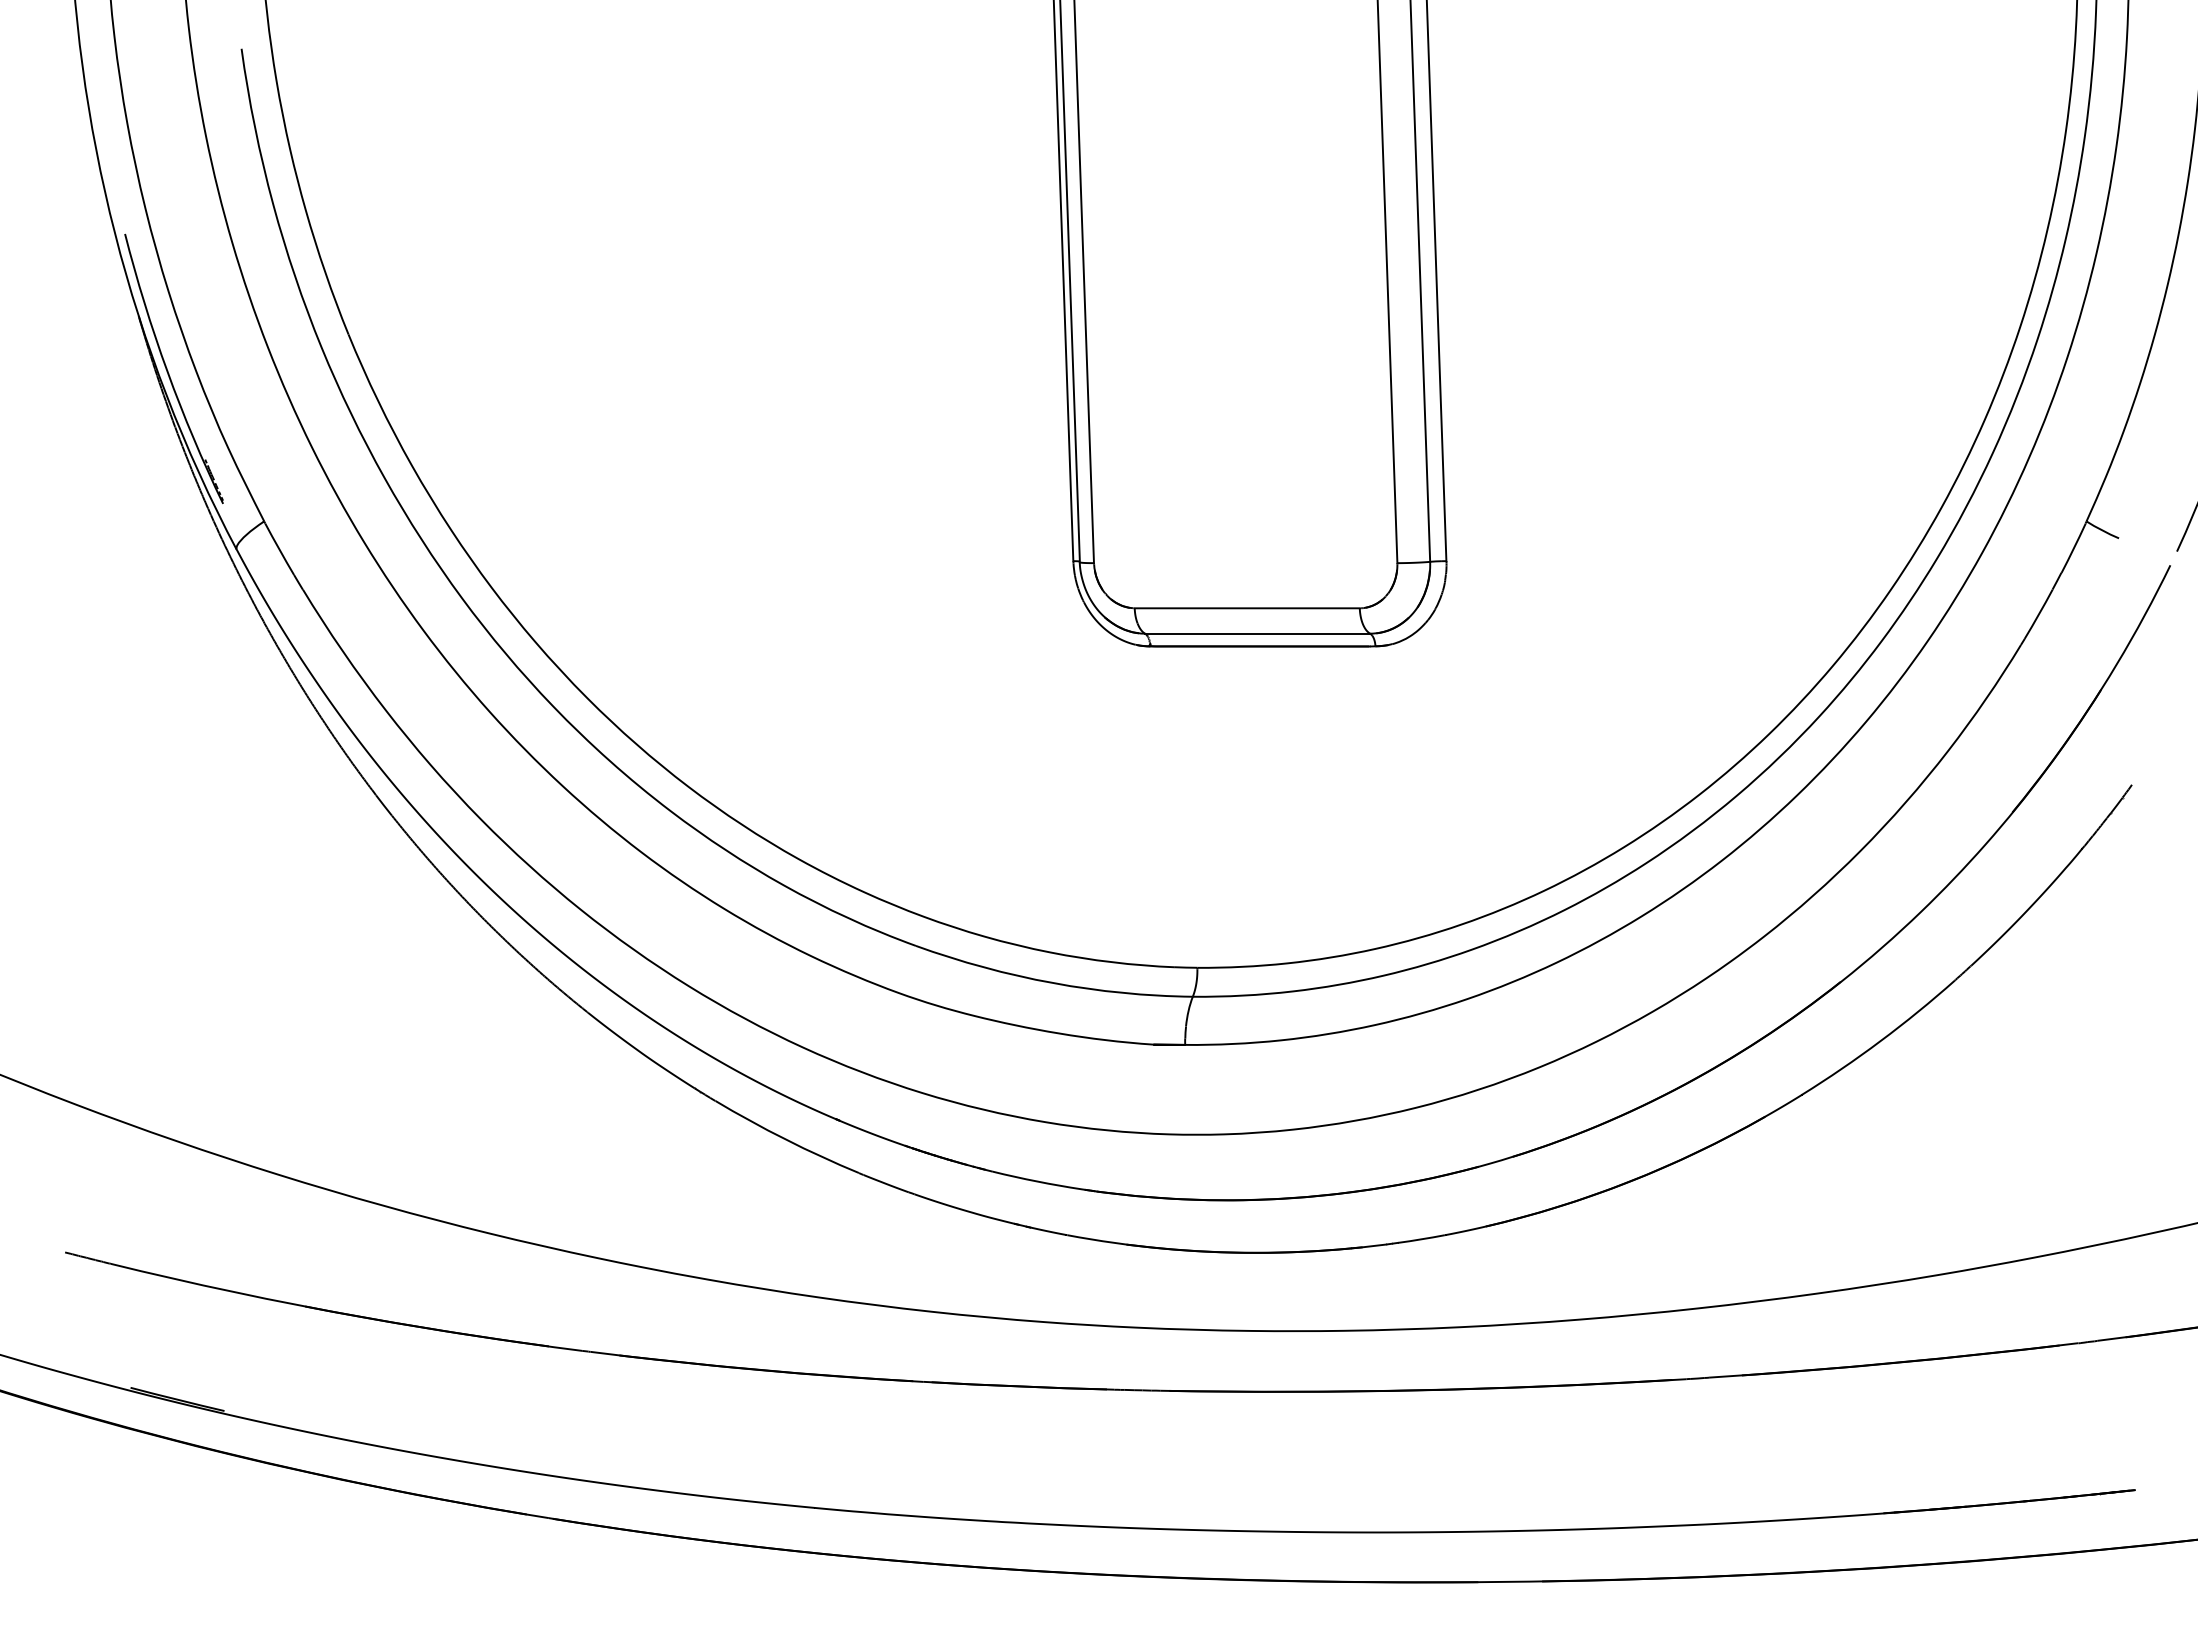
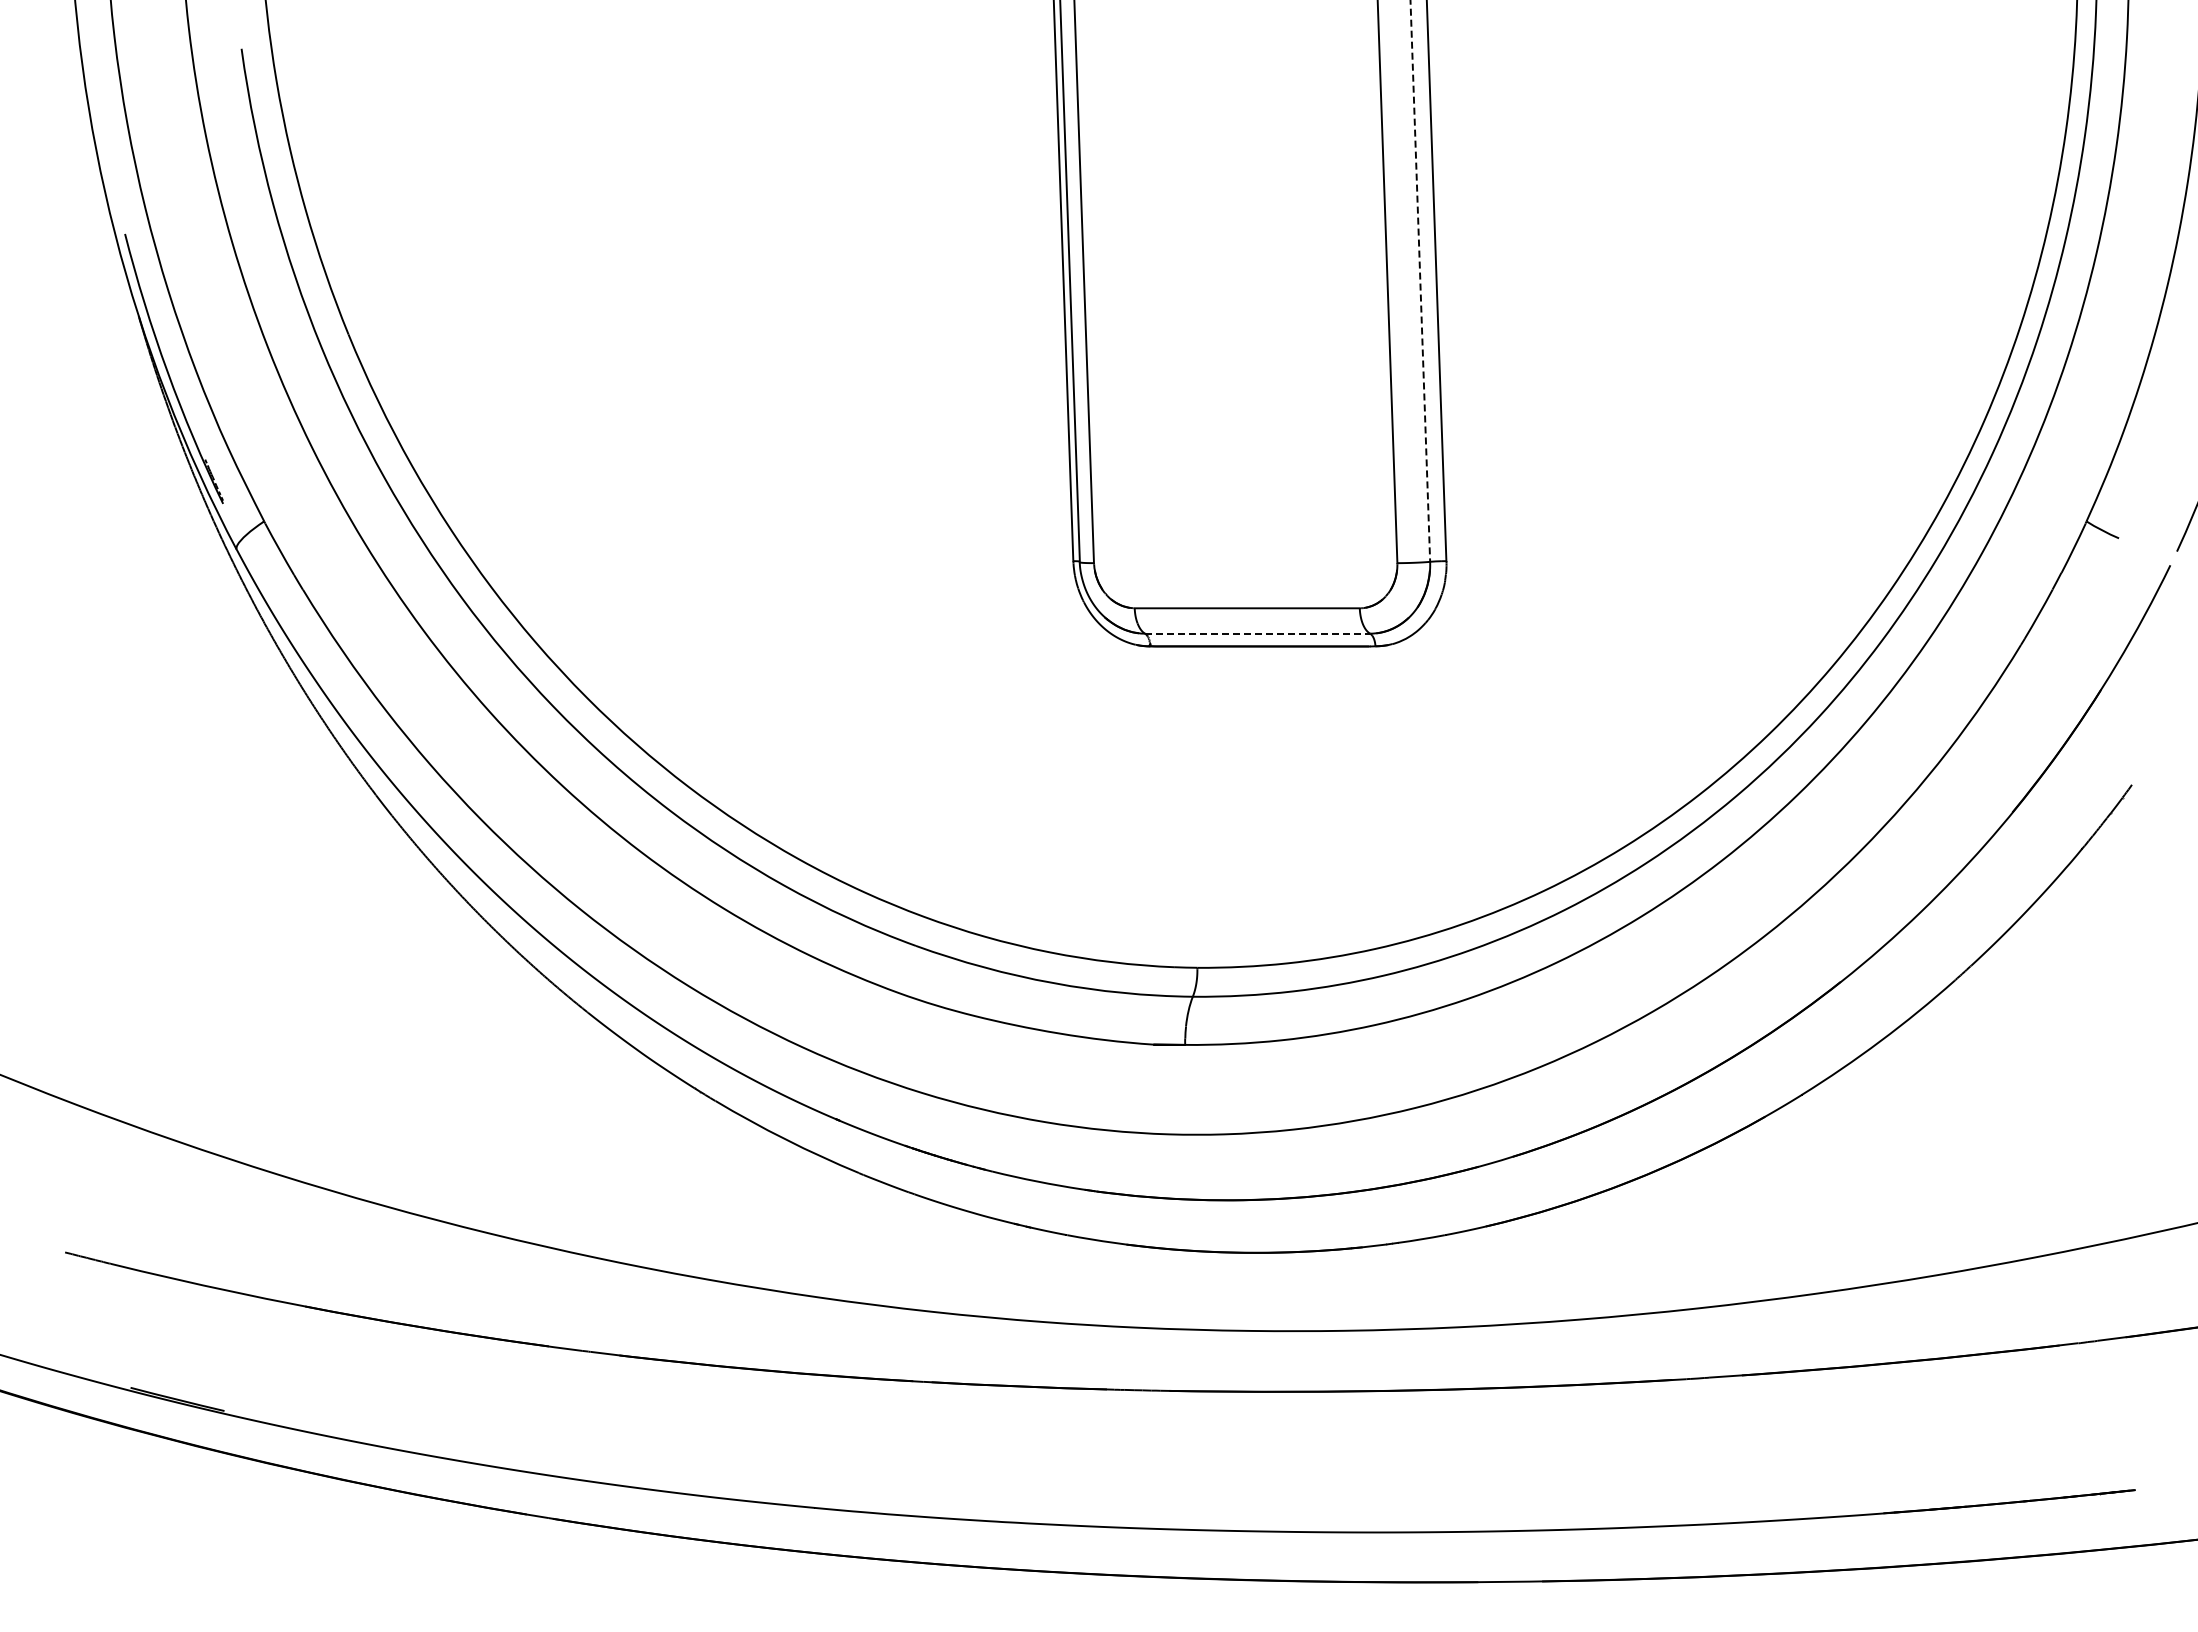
line: solid -> dashed (1420, 281)
line: solid -> dashed (1257, 633)
